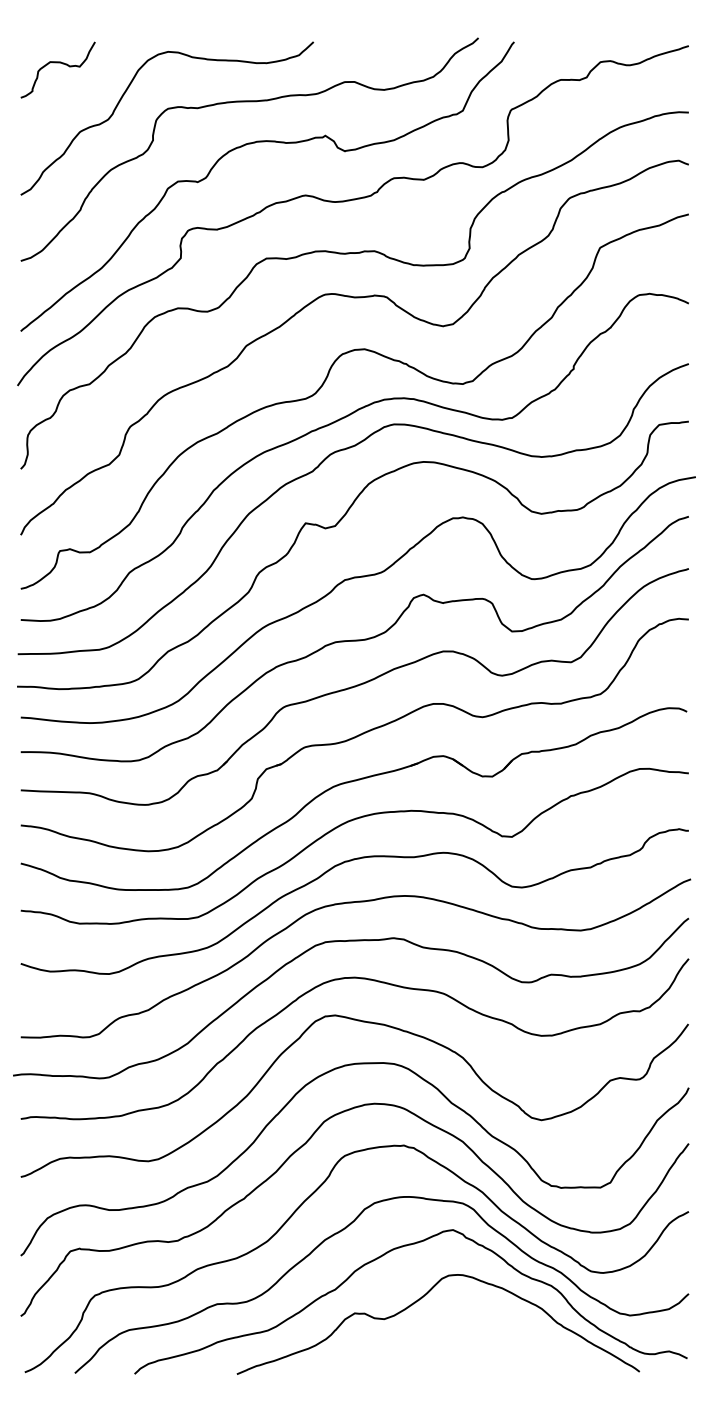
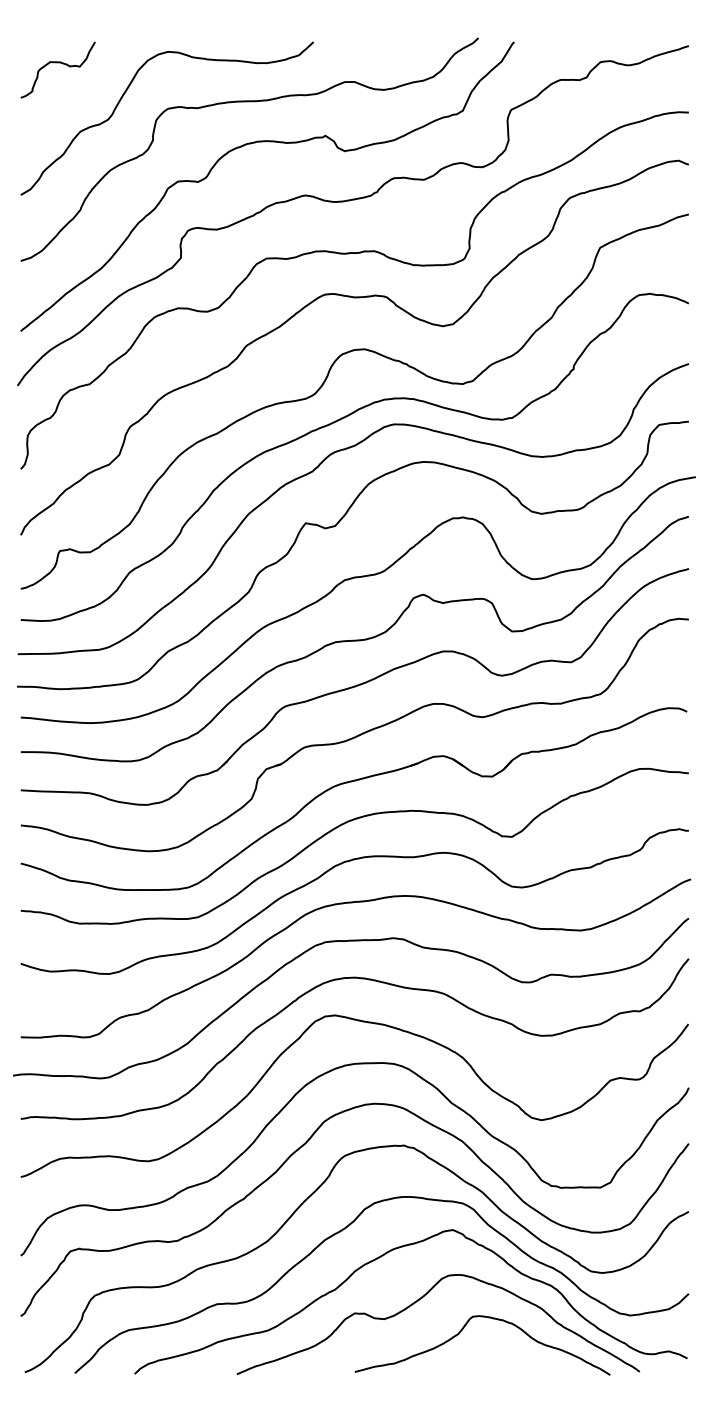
curve: none -> present (463, 1329)
